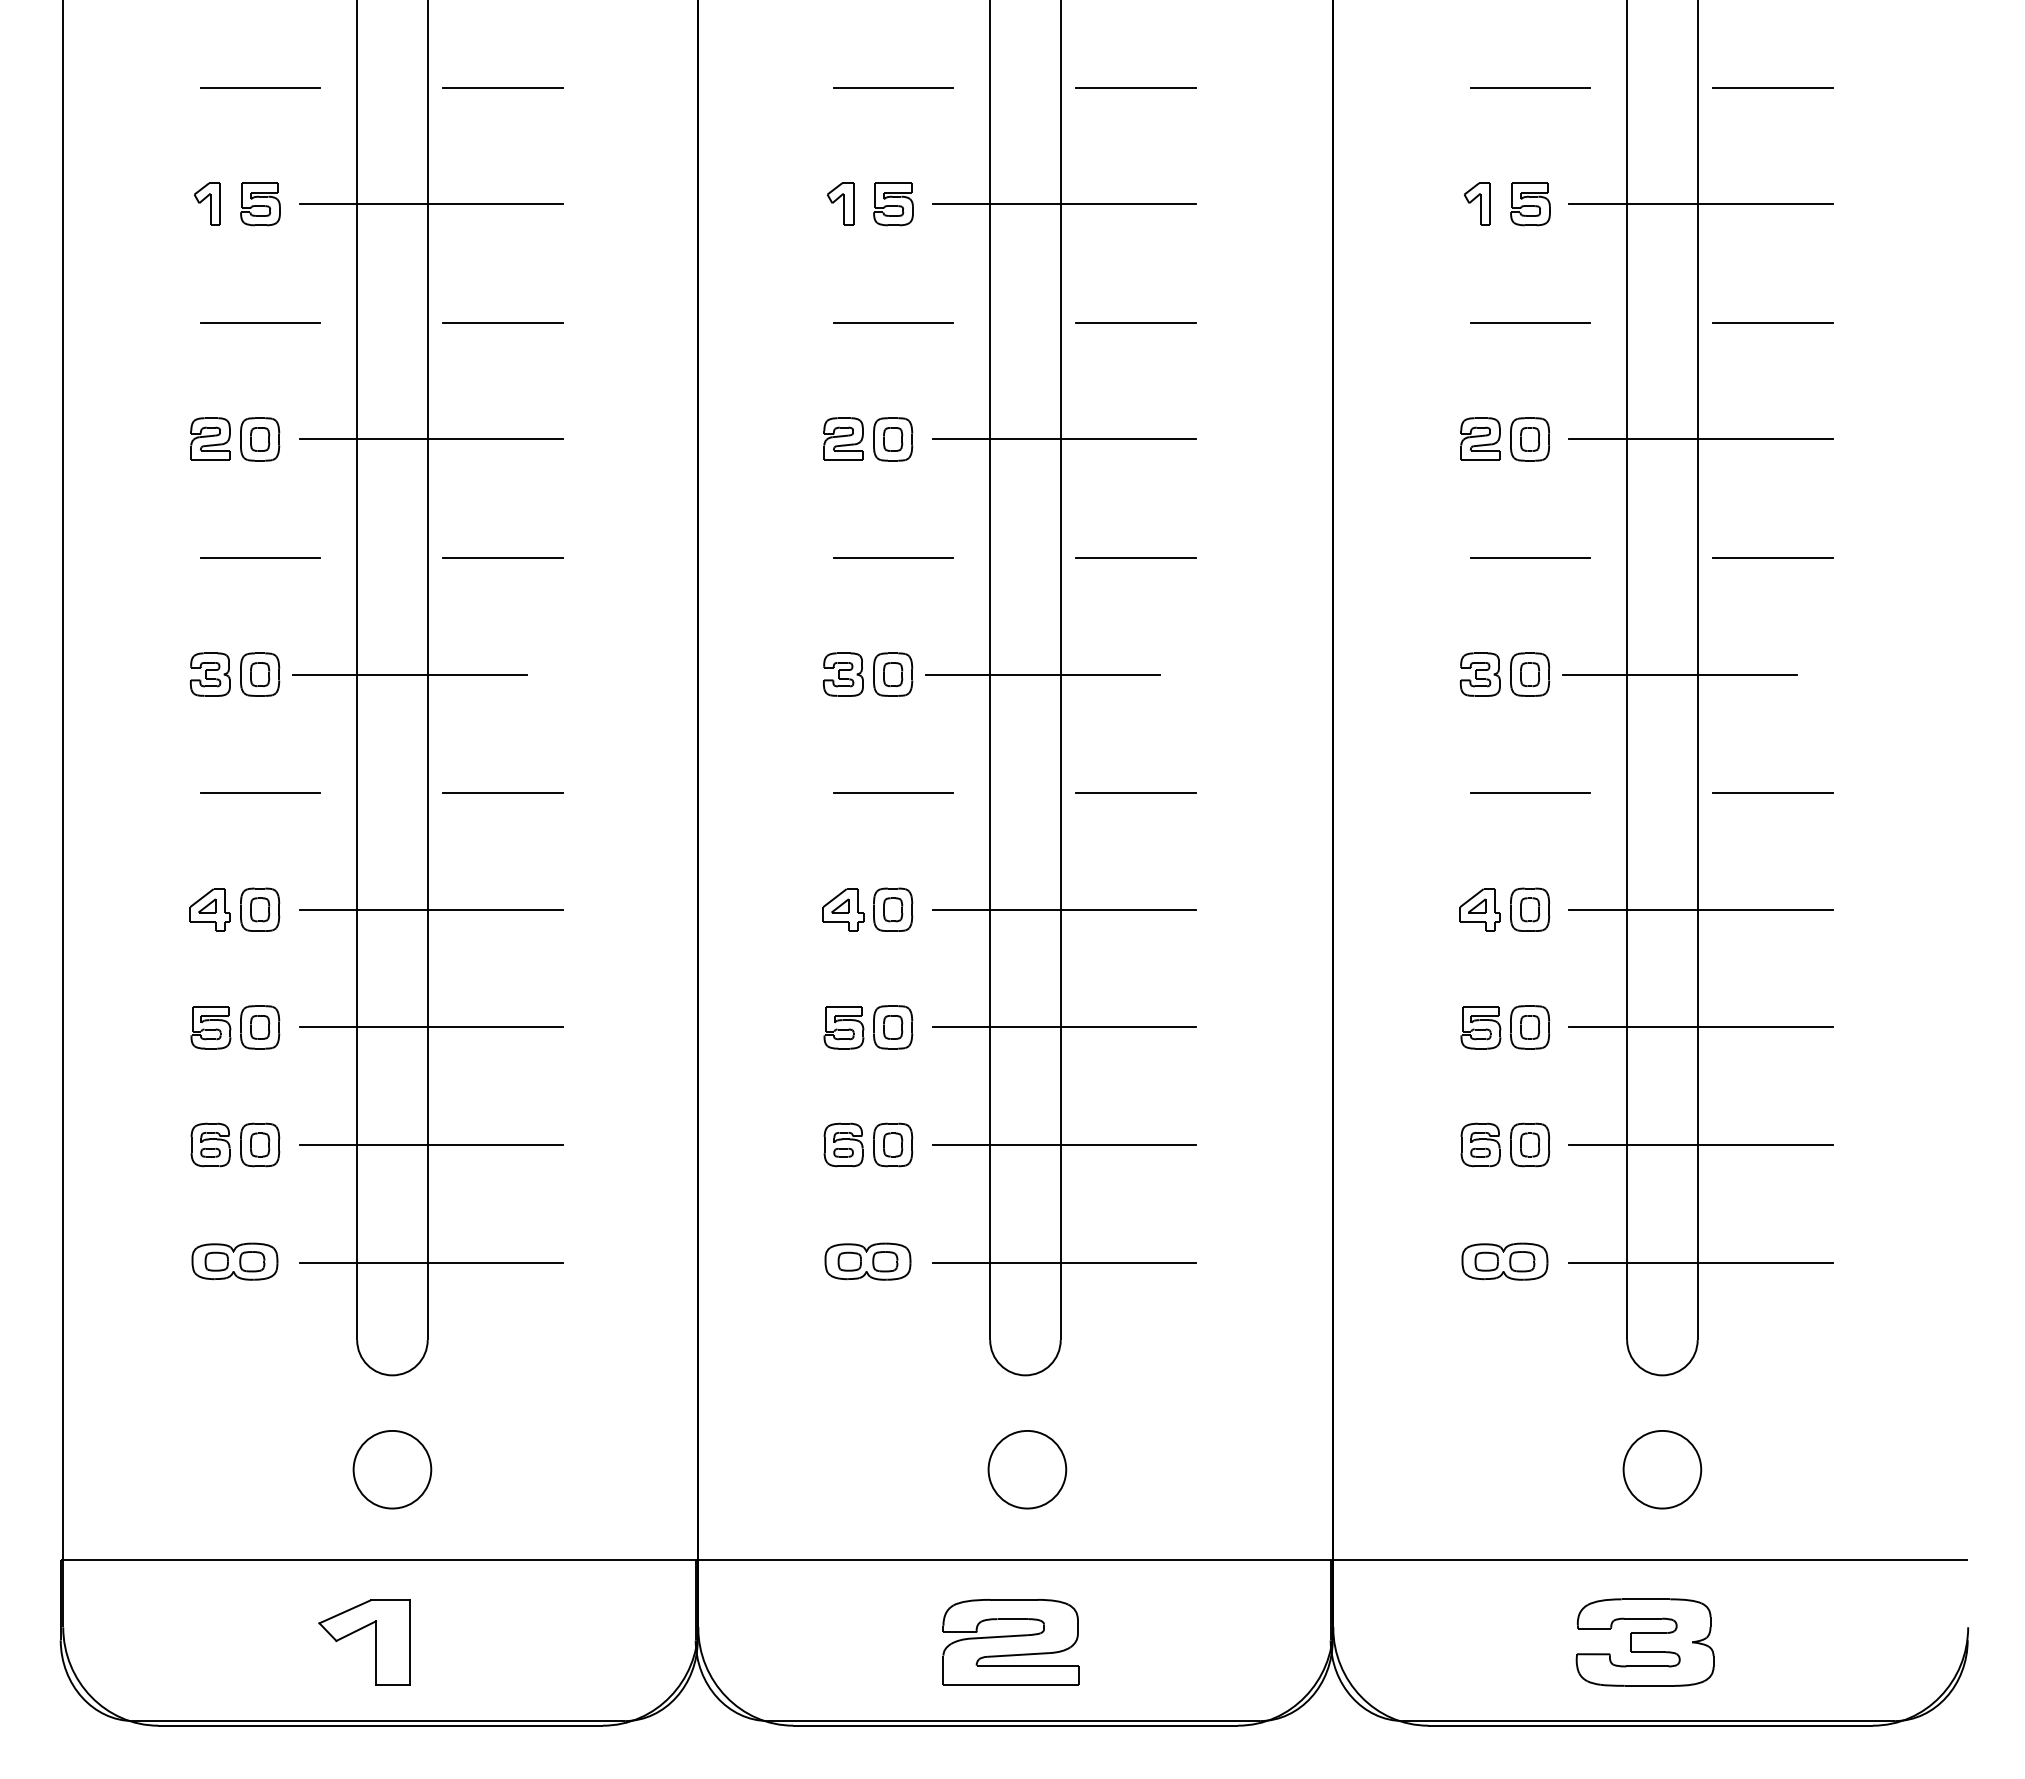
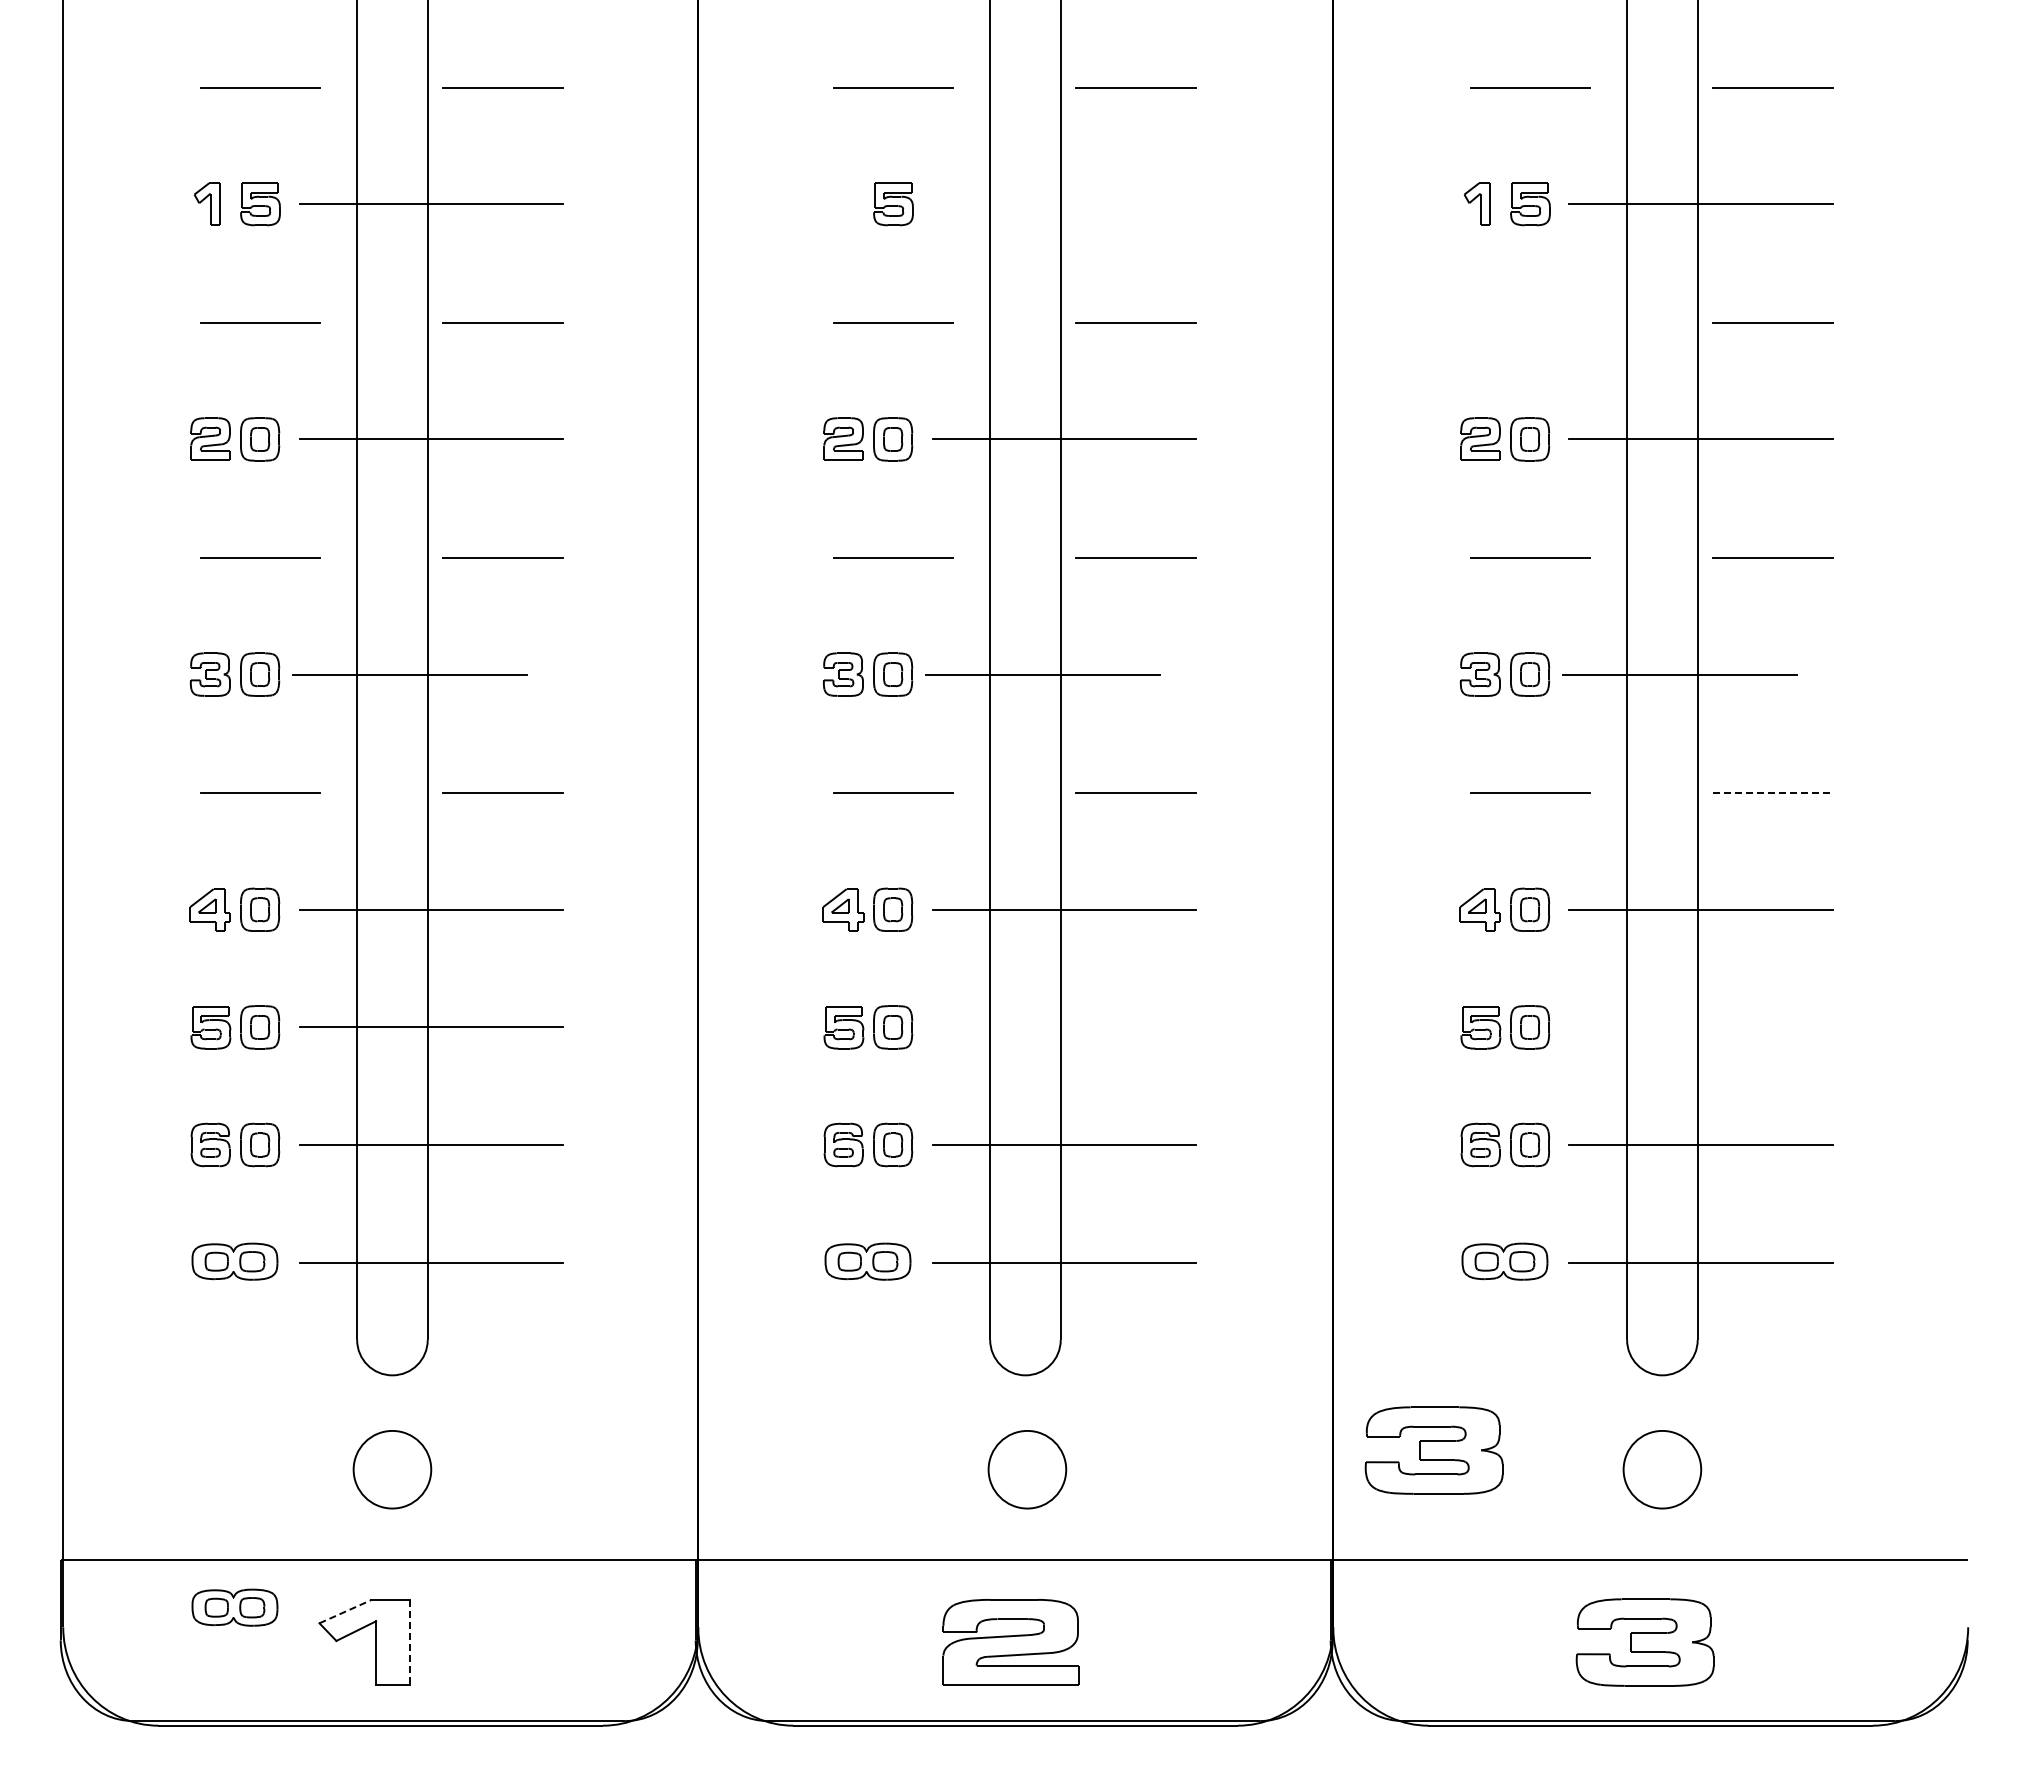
part: present -> none (840, 203)
line: present -> none (1063, 204)
line: present -> none (1530, 322)
line: solid -> dashed (1773, 793)
line: present -> none (1063, 1027)
line: present -> none (1700, 1027)
part: none -> present (1433, 1450)
part: none -> present (234, 1607)
line: solid -> dashed (345, 1611)
line: solid -> dashed (410, 1643)
